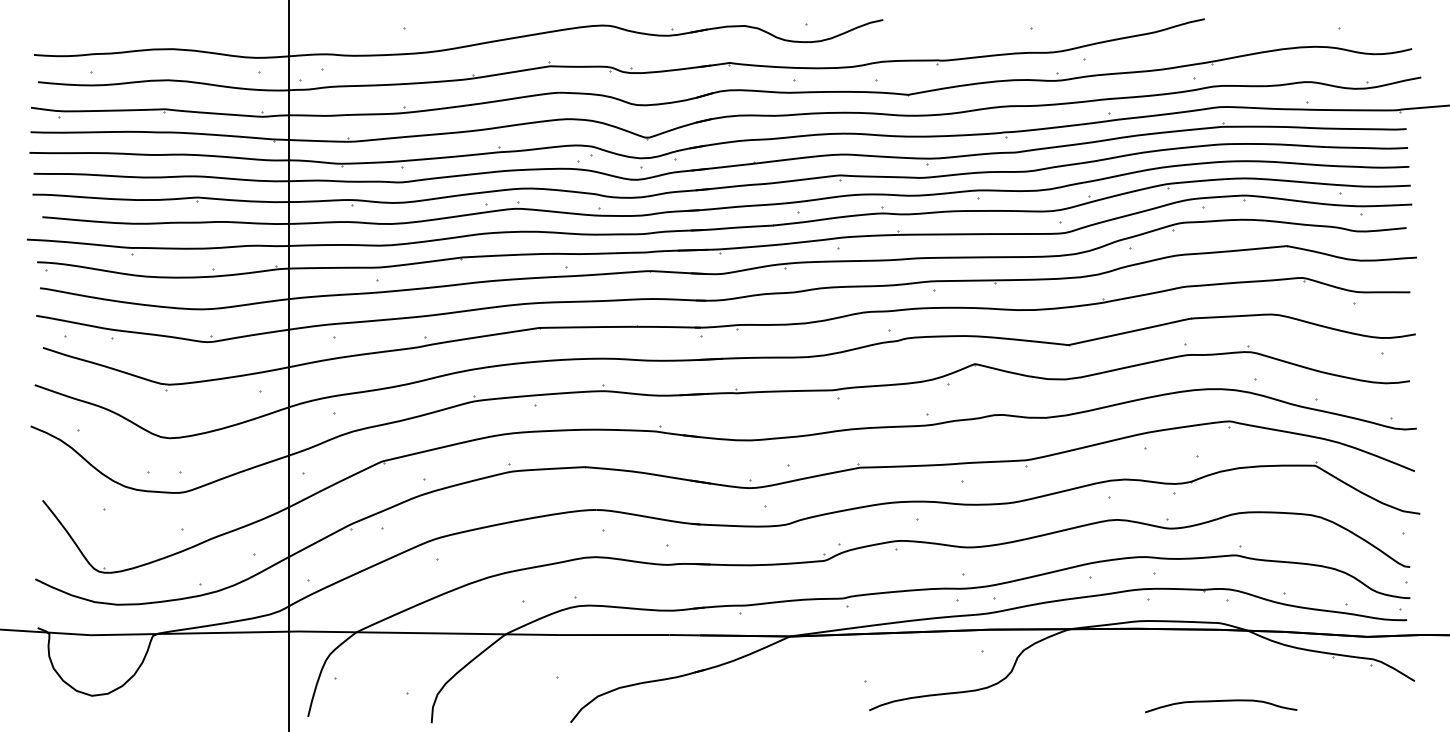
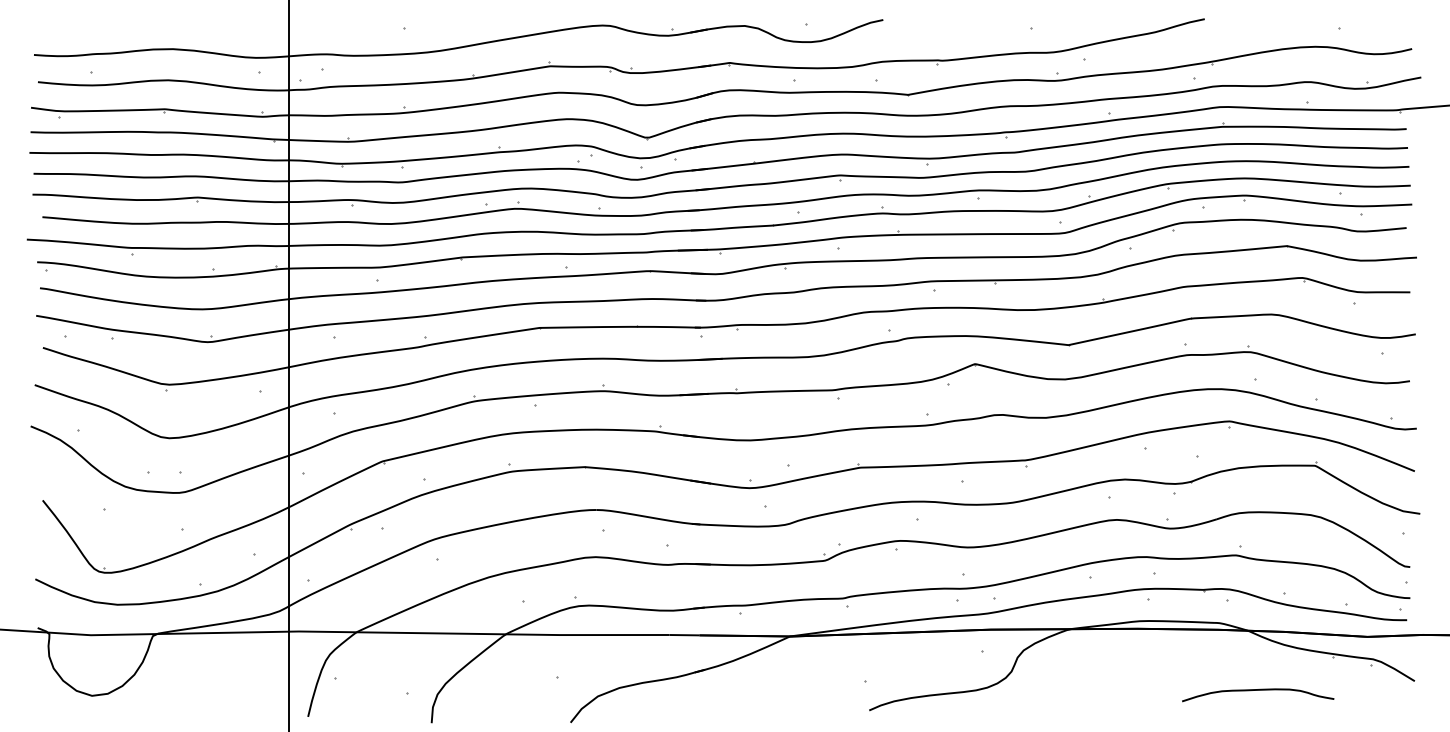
curve position: (1221, 701) -> (1258, 690) (1258, 690)
